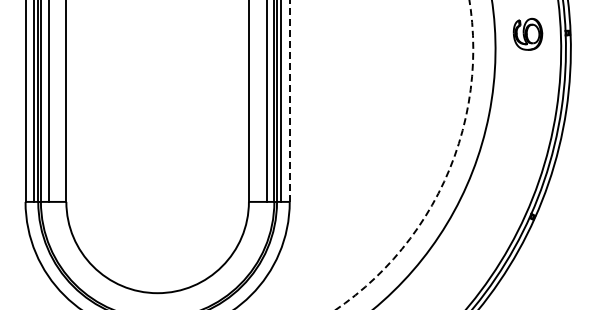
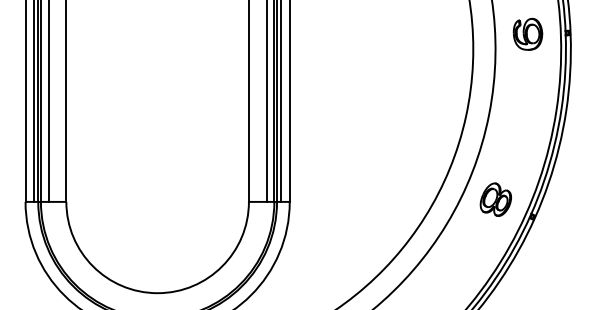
line: dashed -> solid (289, 101)
arc: dashed -> solid (446, 177)
part: none -> present (495, 199)
